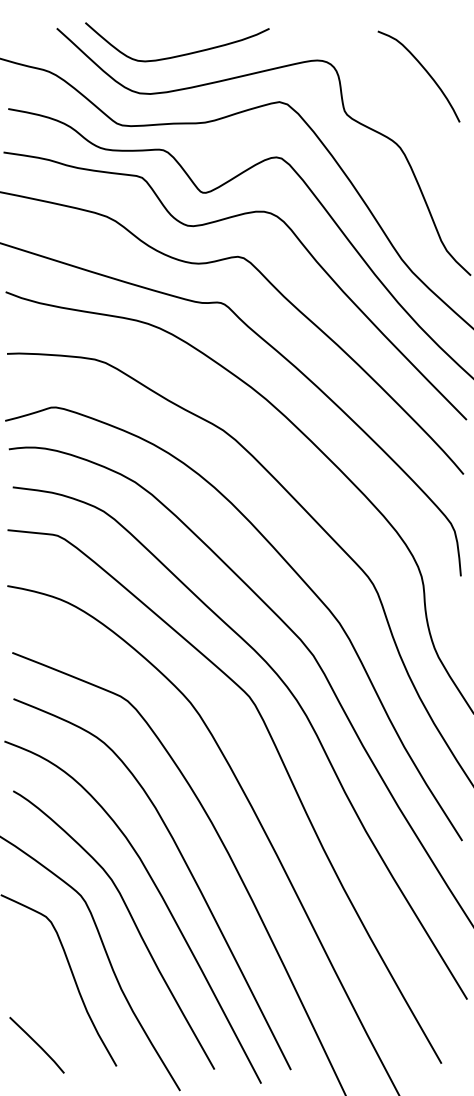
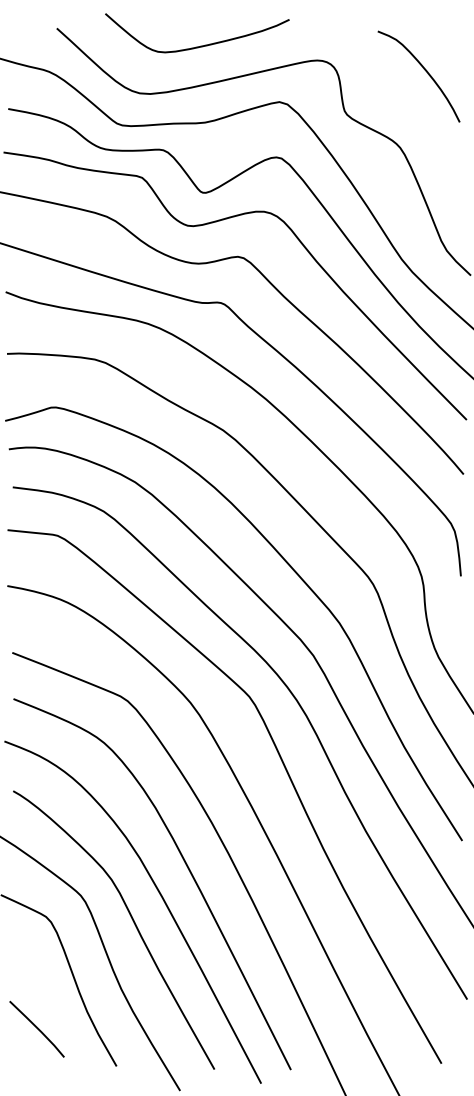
curve position: (180, 54) -> (200, 45) (200, 45)
curve position: (36, 1044) -> (36, 1028) (36, 1028)
